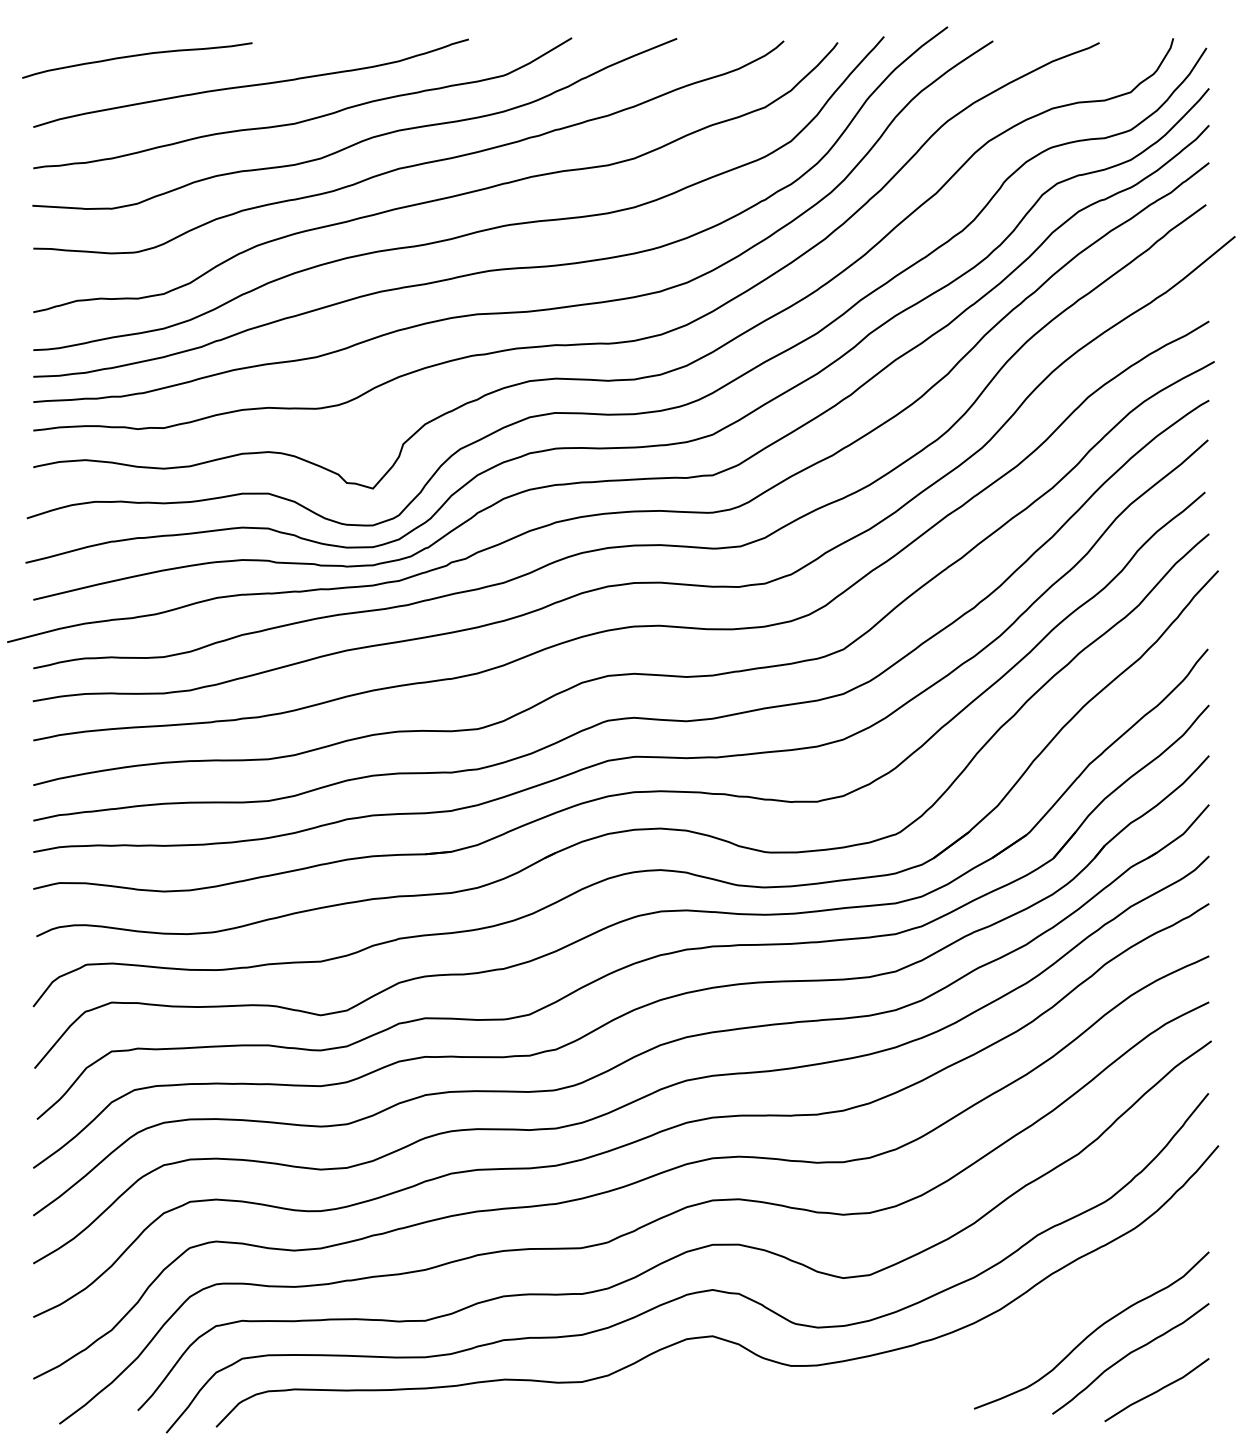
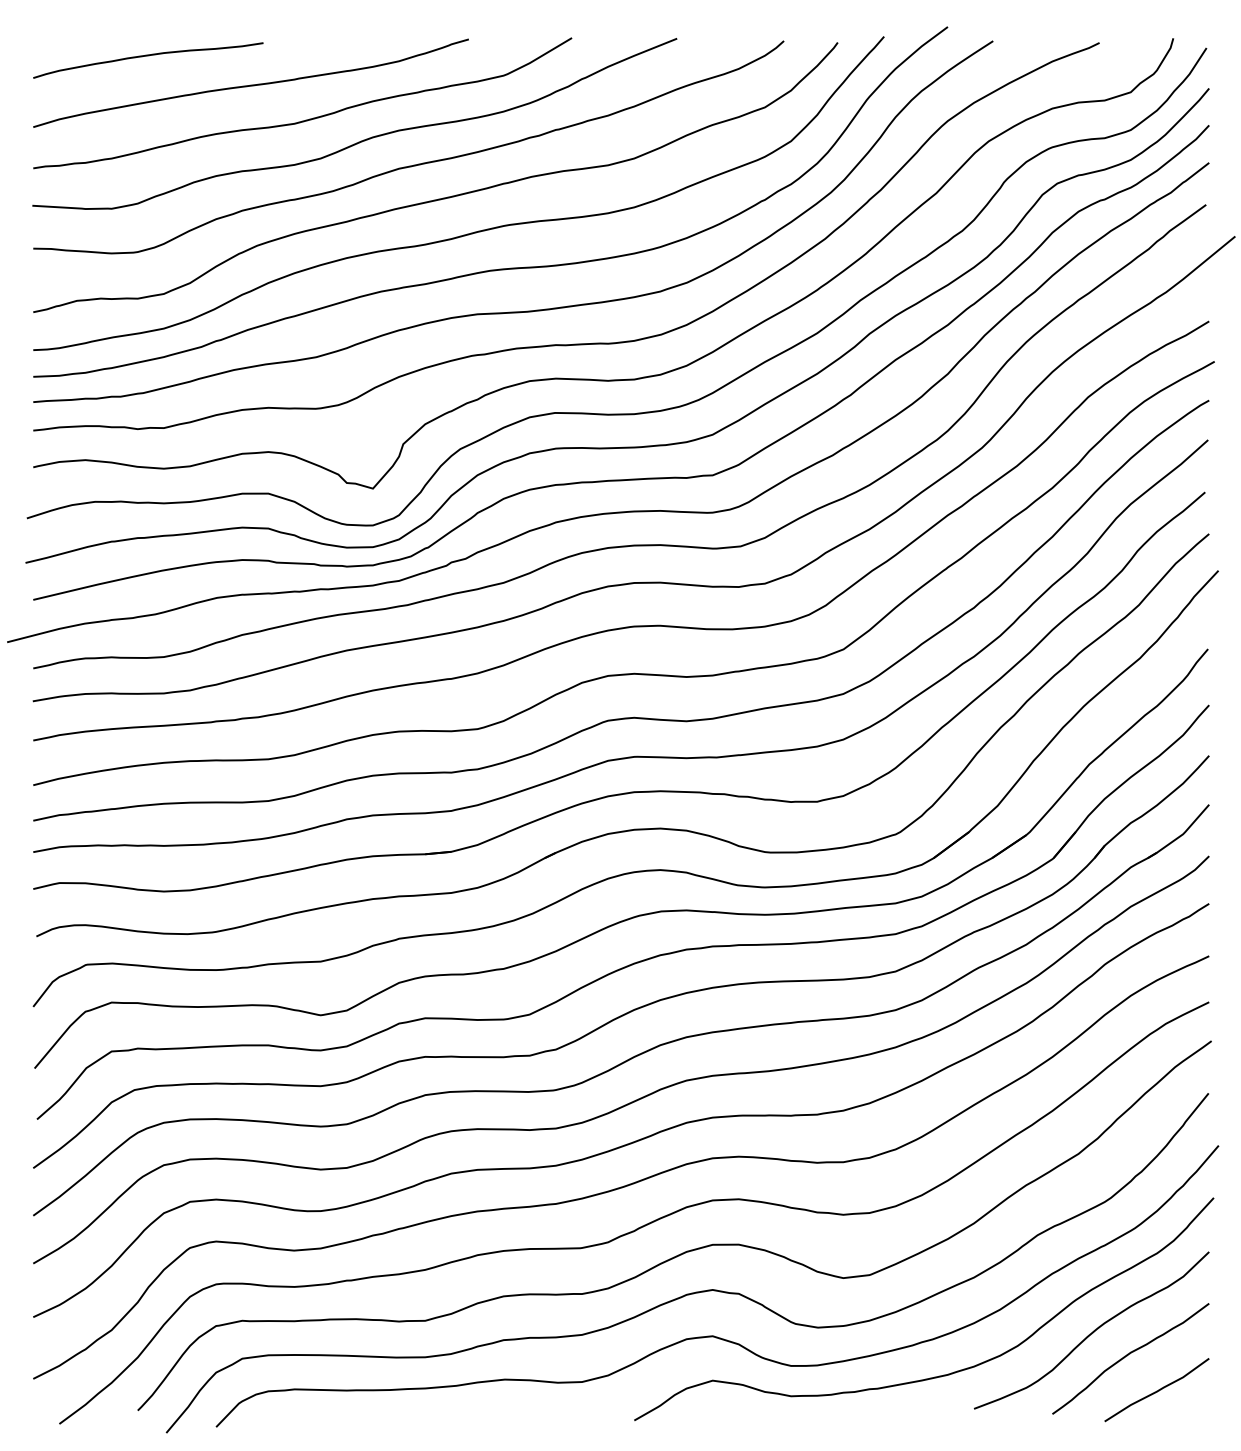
curve position: (137, 56) -> (148, 56) (148, 56)
curve: none -> present (939, 1375)
